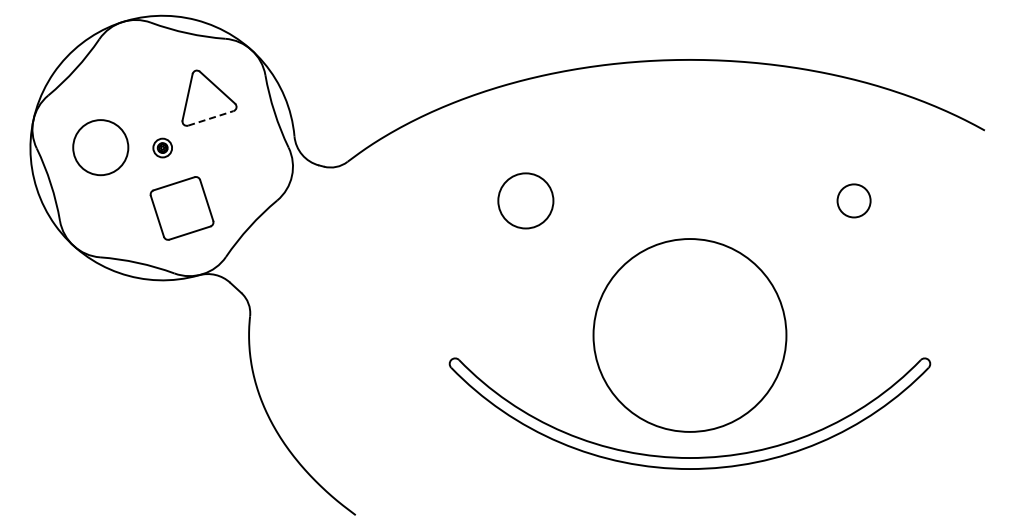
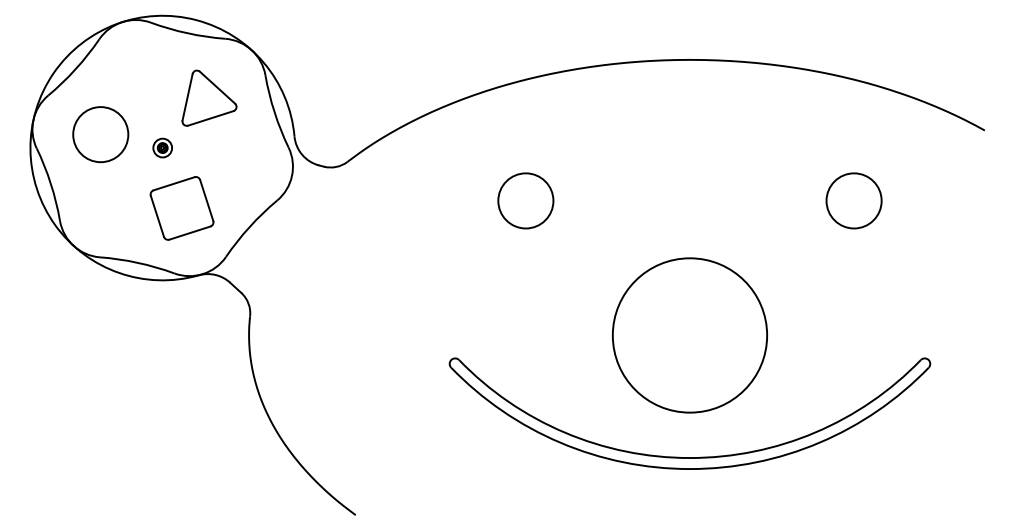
line: dashed -> solid (210, 118)
circle position: (100, 147) -> (100, 134) (100, 134)
circle diameter: 33 px -> 55 px (853, 200)
circle diameter: 193 px -> 154 px (689, 335)
